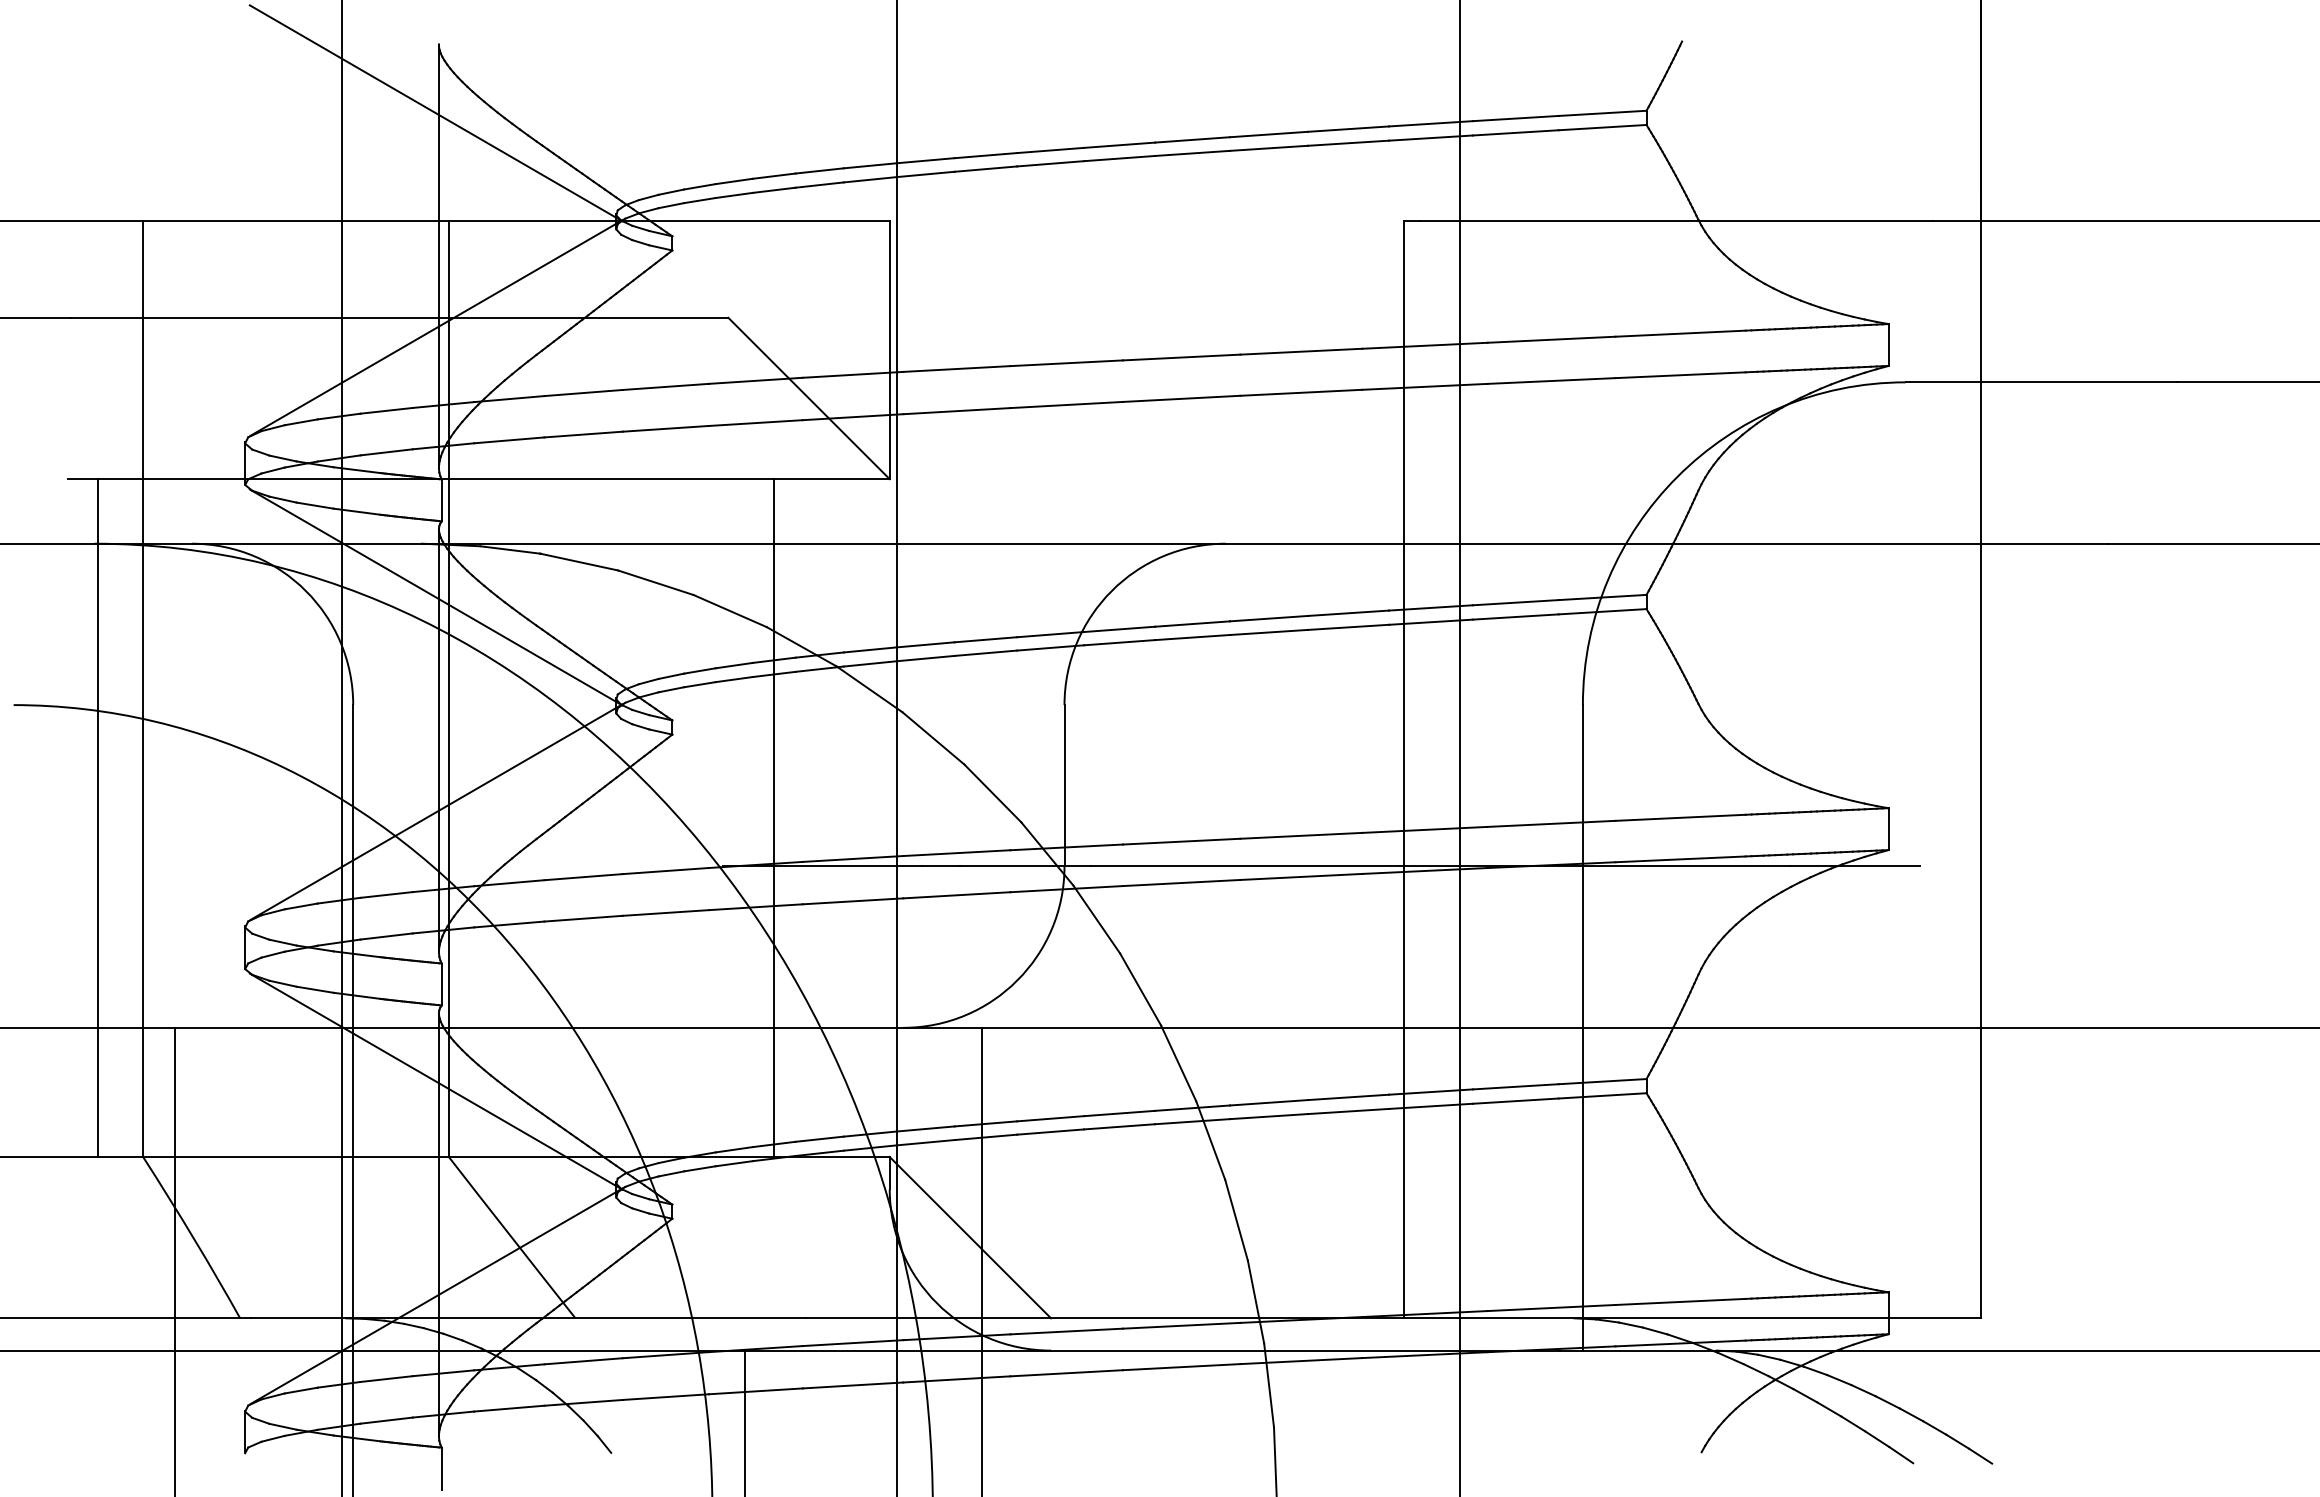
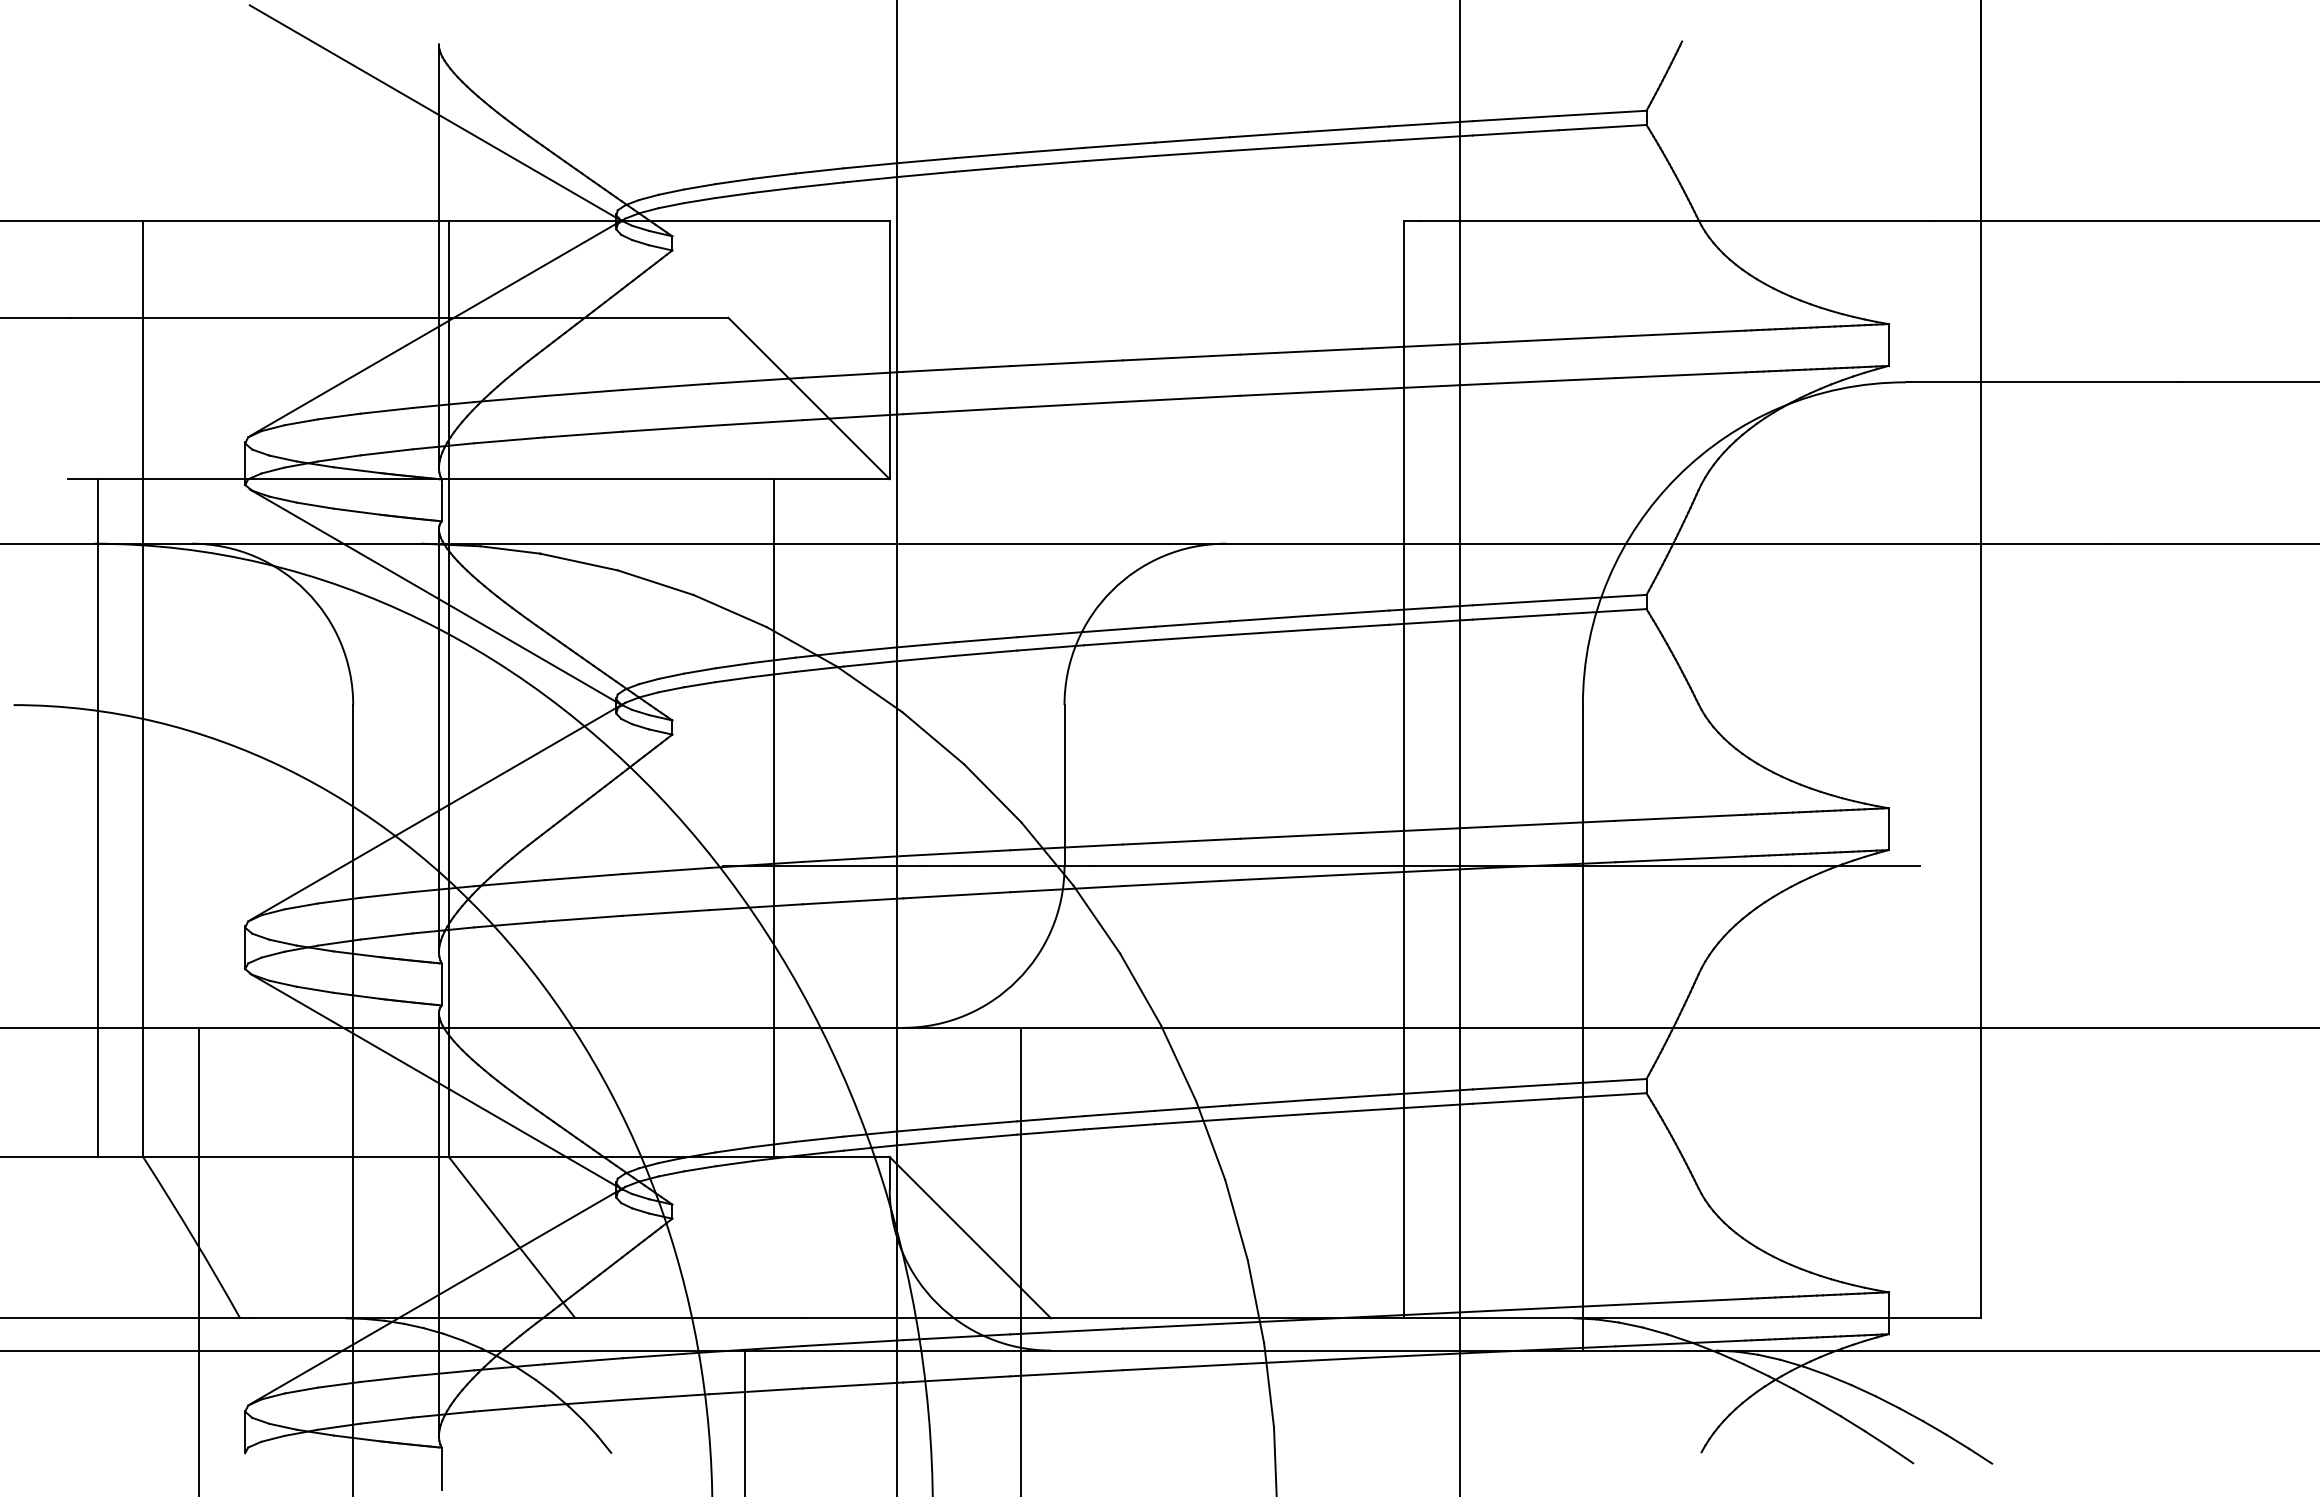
line: present -> none (341, 747)
line position: (174, 1260) -> (198, 1260) (198, 1260)
line position: (981, 1260) -> (1020, 1260) (1020, 1260)
